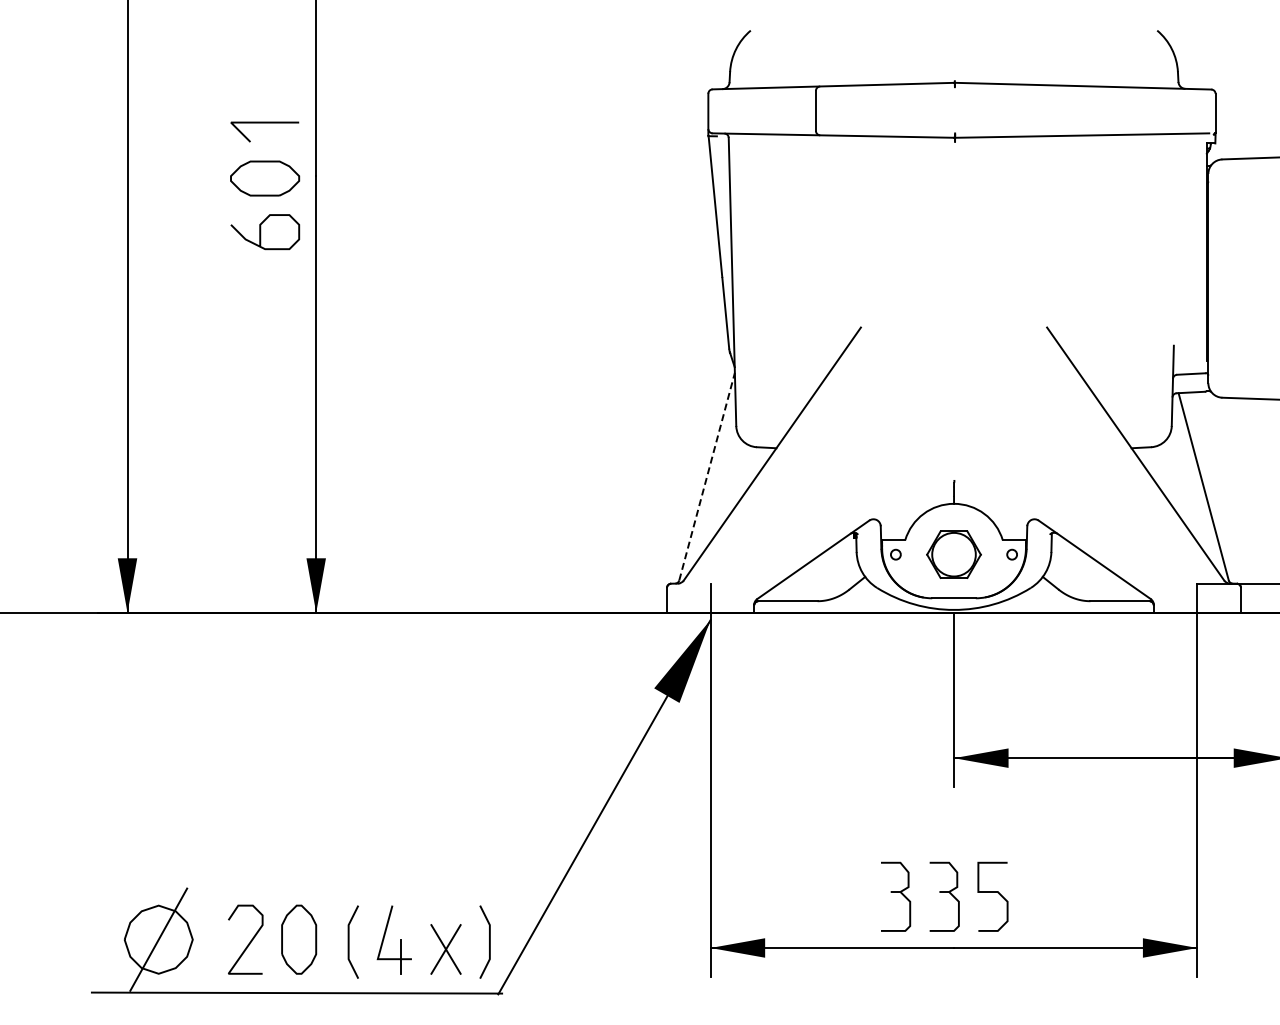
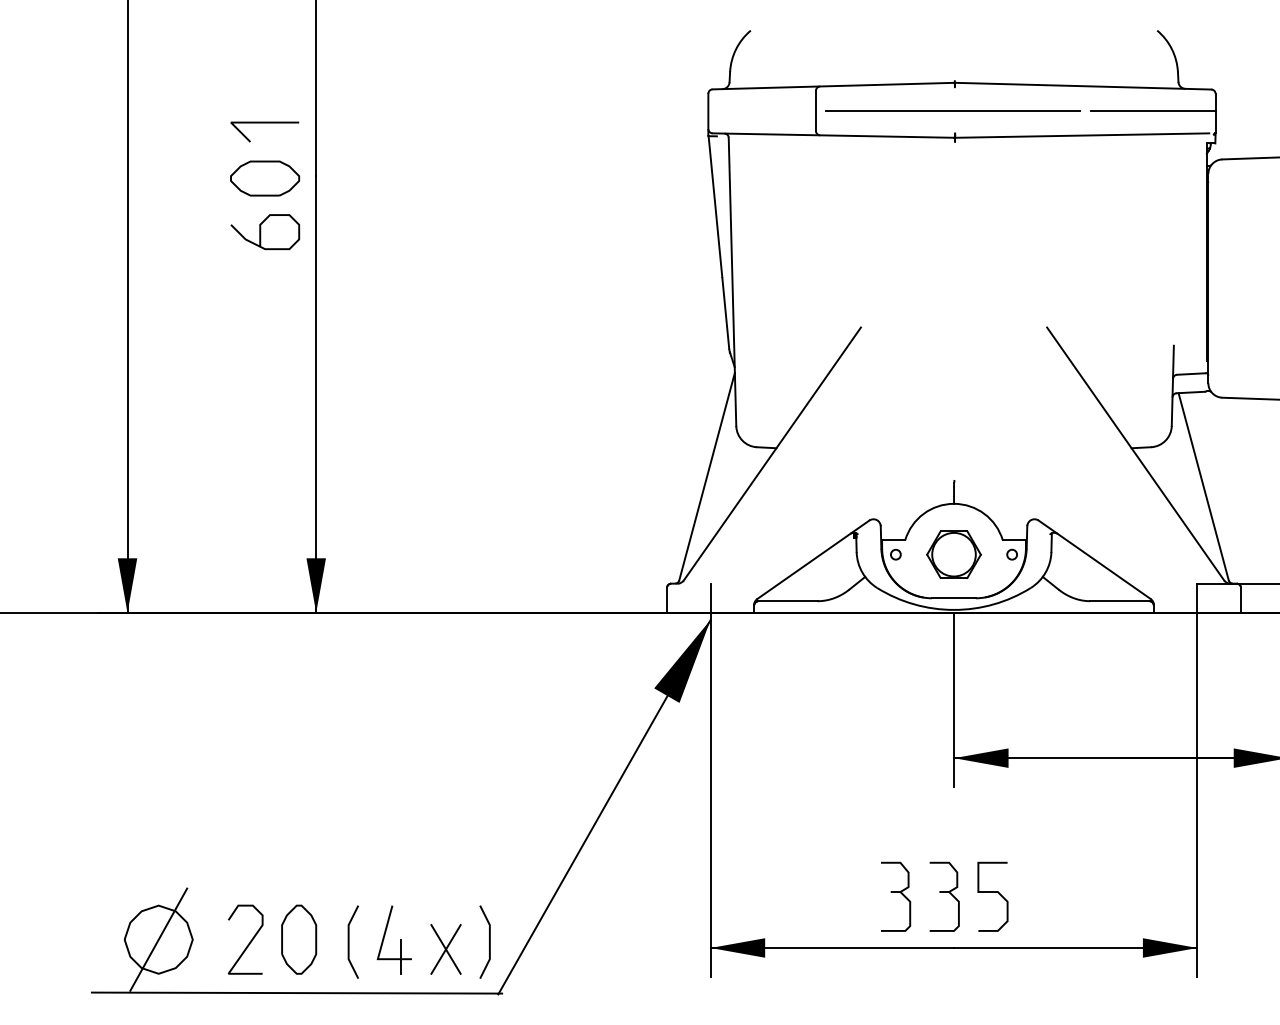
line: none -> present (952, 111)
line: none -> present (1152, 111)
line: dashed -> solid (707, 476)
